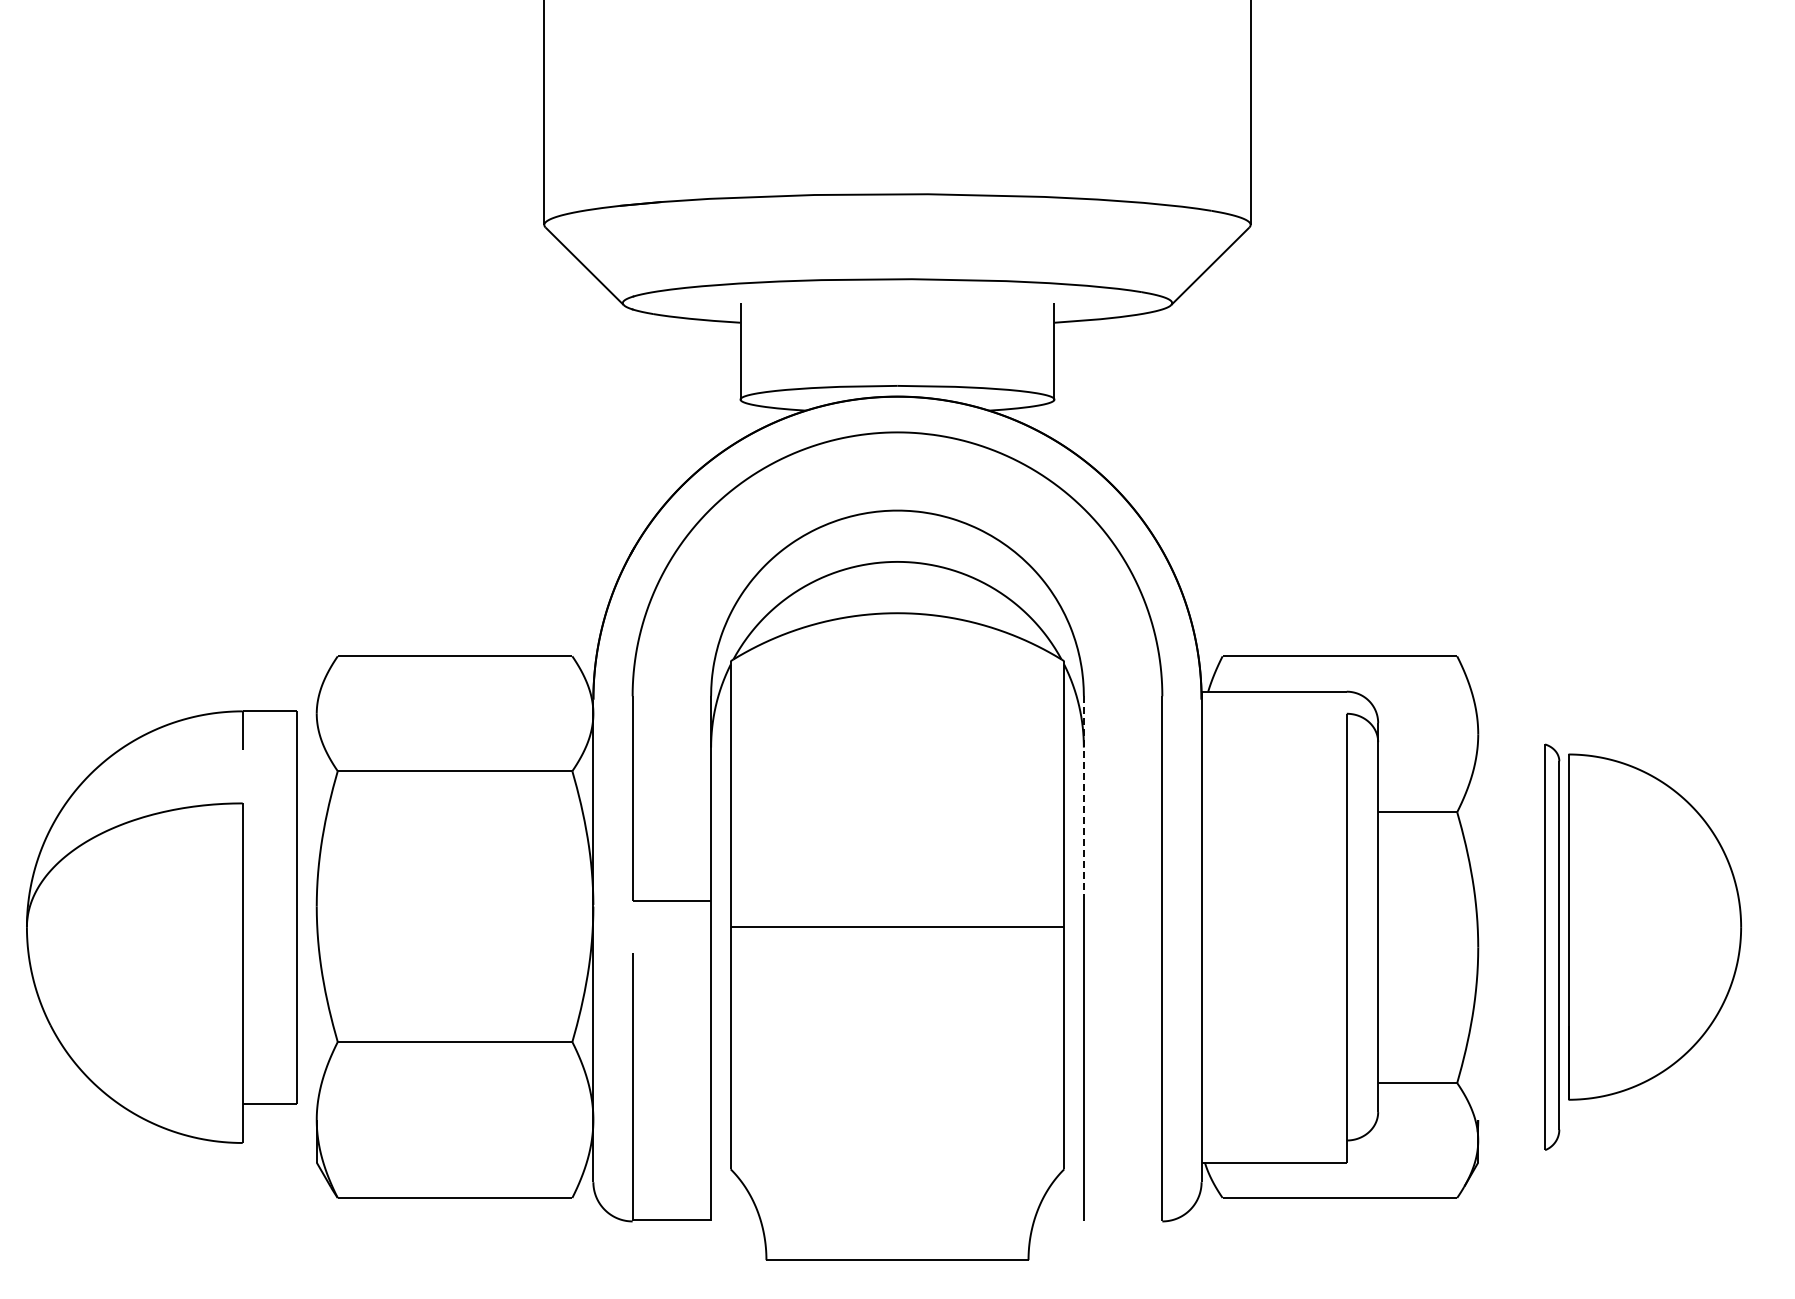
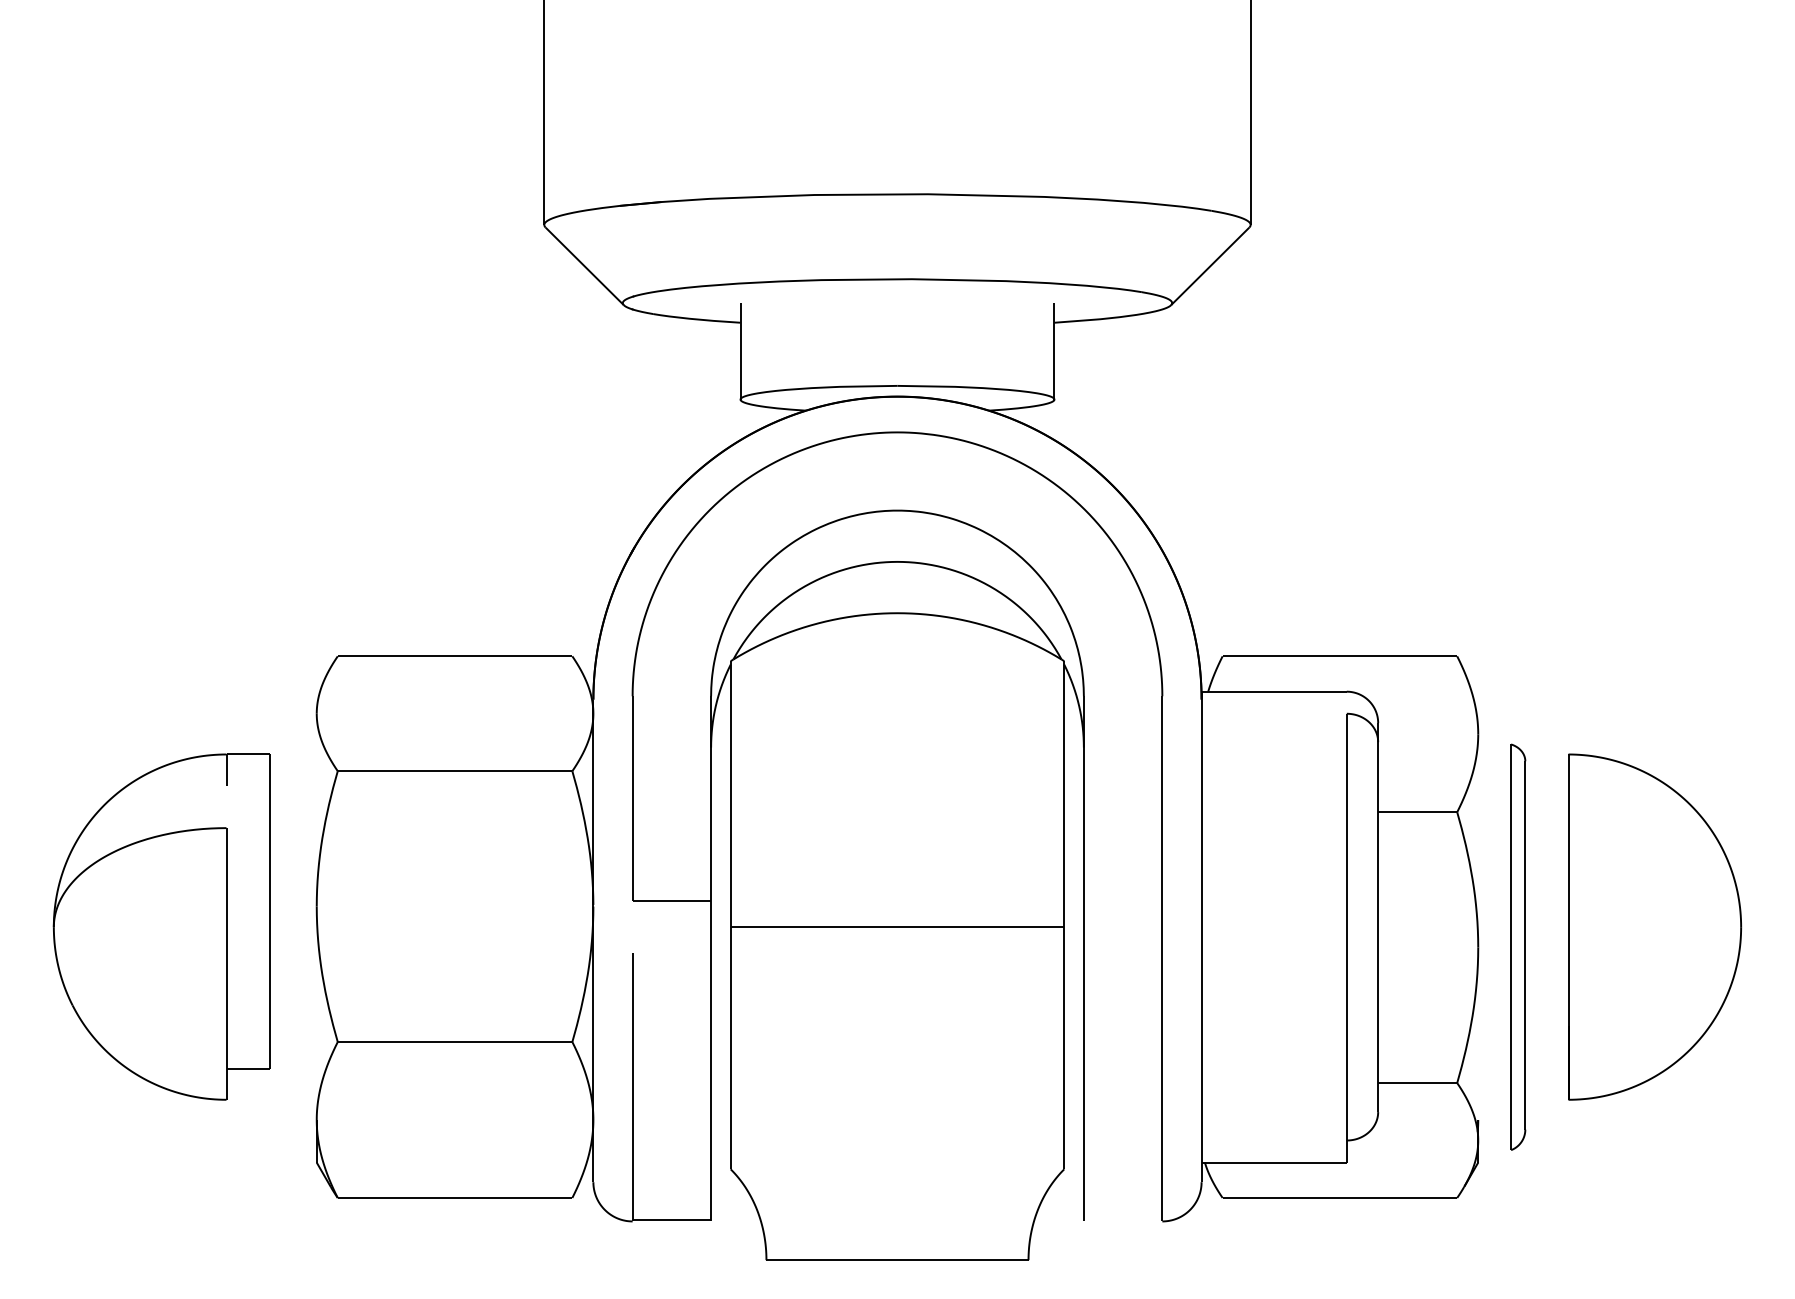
line: dashed -> solid (1083, 798)
part size: 272x434 px -> 219x348 px (161, 926)
part position: (1552, 946) -> (1518, 946) (1518, 946)
